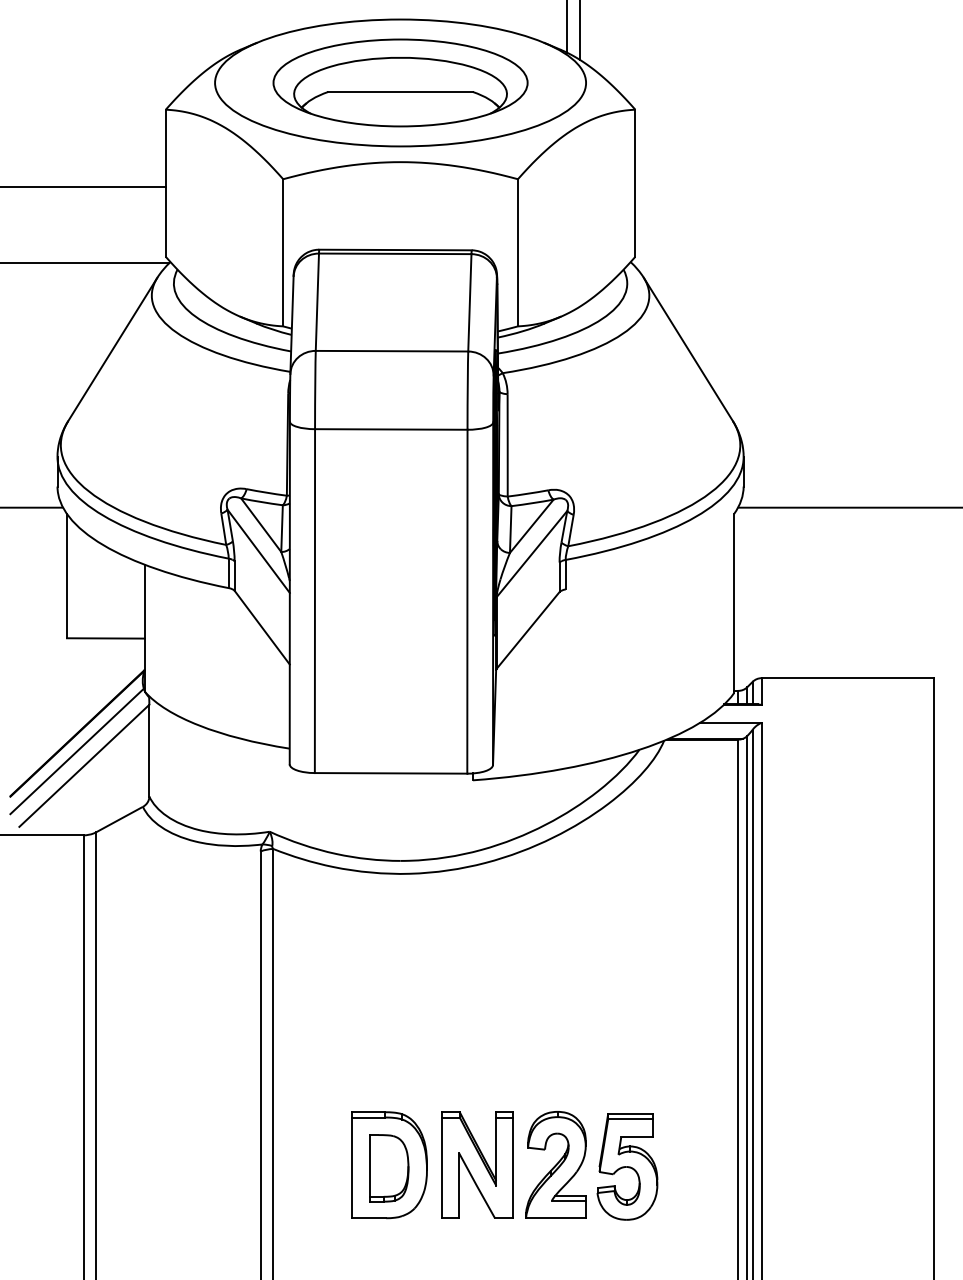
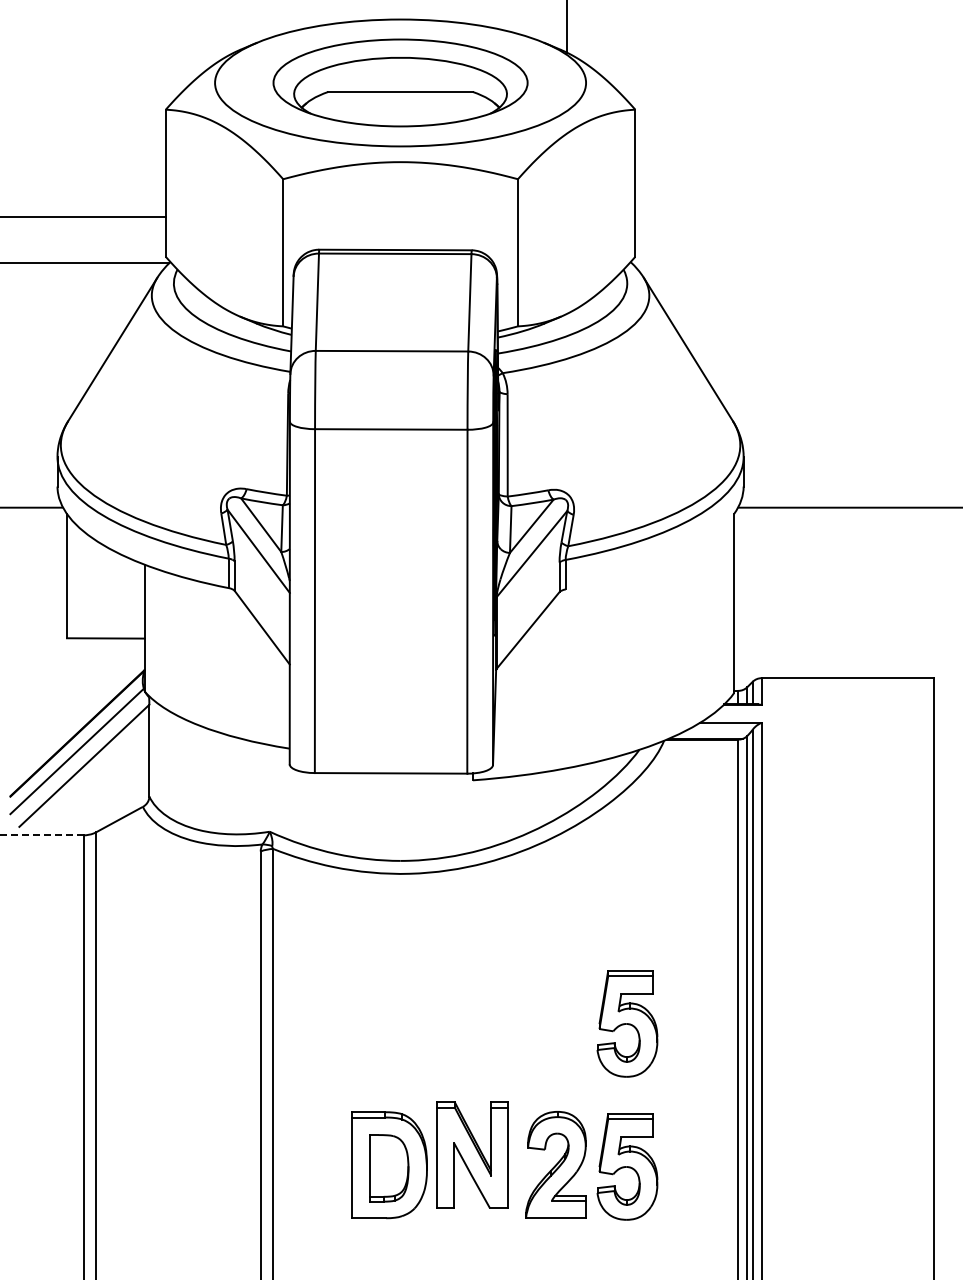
line: present -> none (580, 30)
line position: (83, 186) -> (83, 216) (83, 216)
line: solid -> dashed (41, 835)
part: none -> present (627, 1023)
part position: (477, 1164) -> (472, 1154) (472, 1154)
